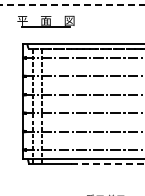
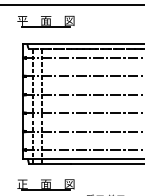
line: dashed -> solid (72, 5)
line: dashed -> solid (107, 163)
part: none -> present (45, 184)
